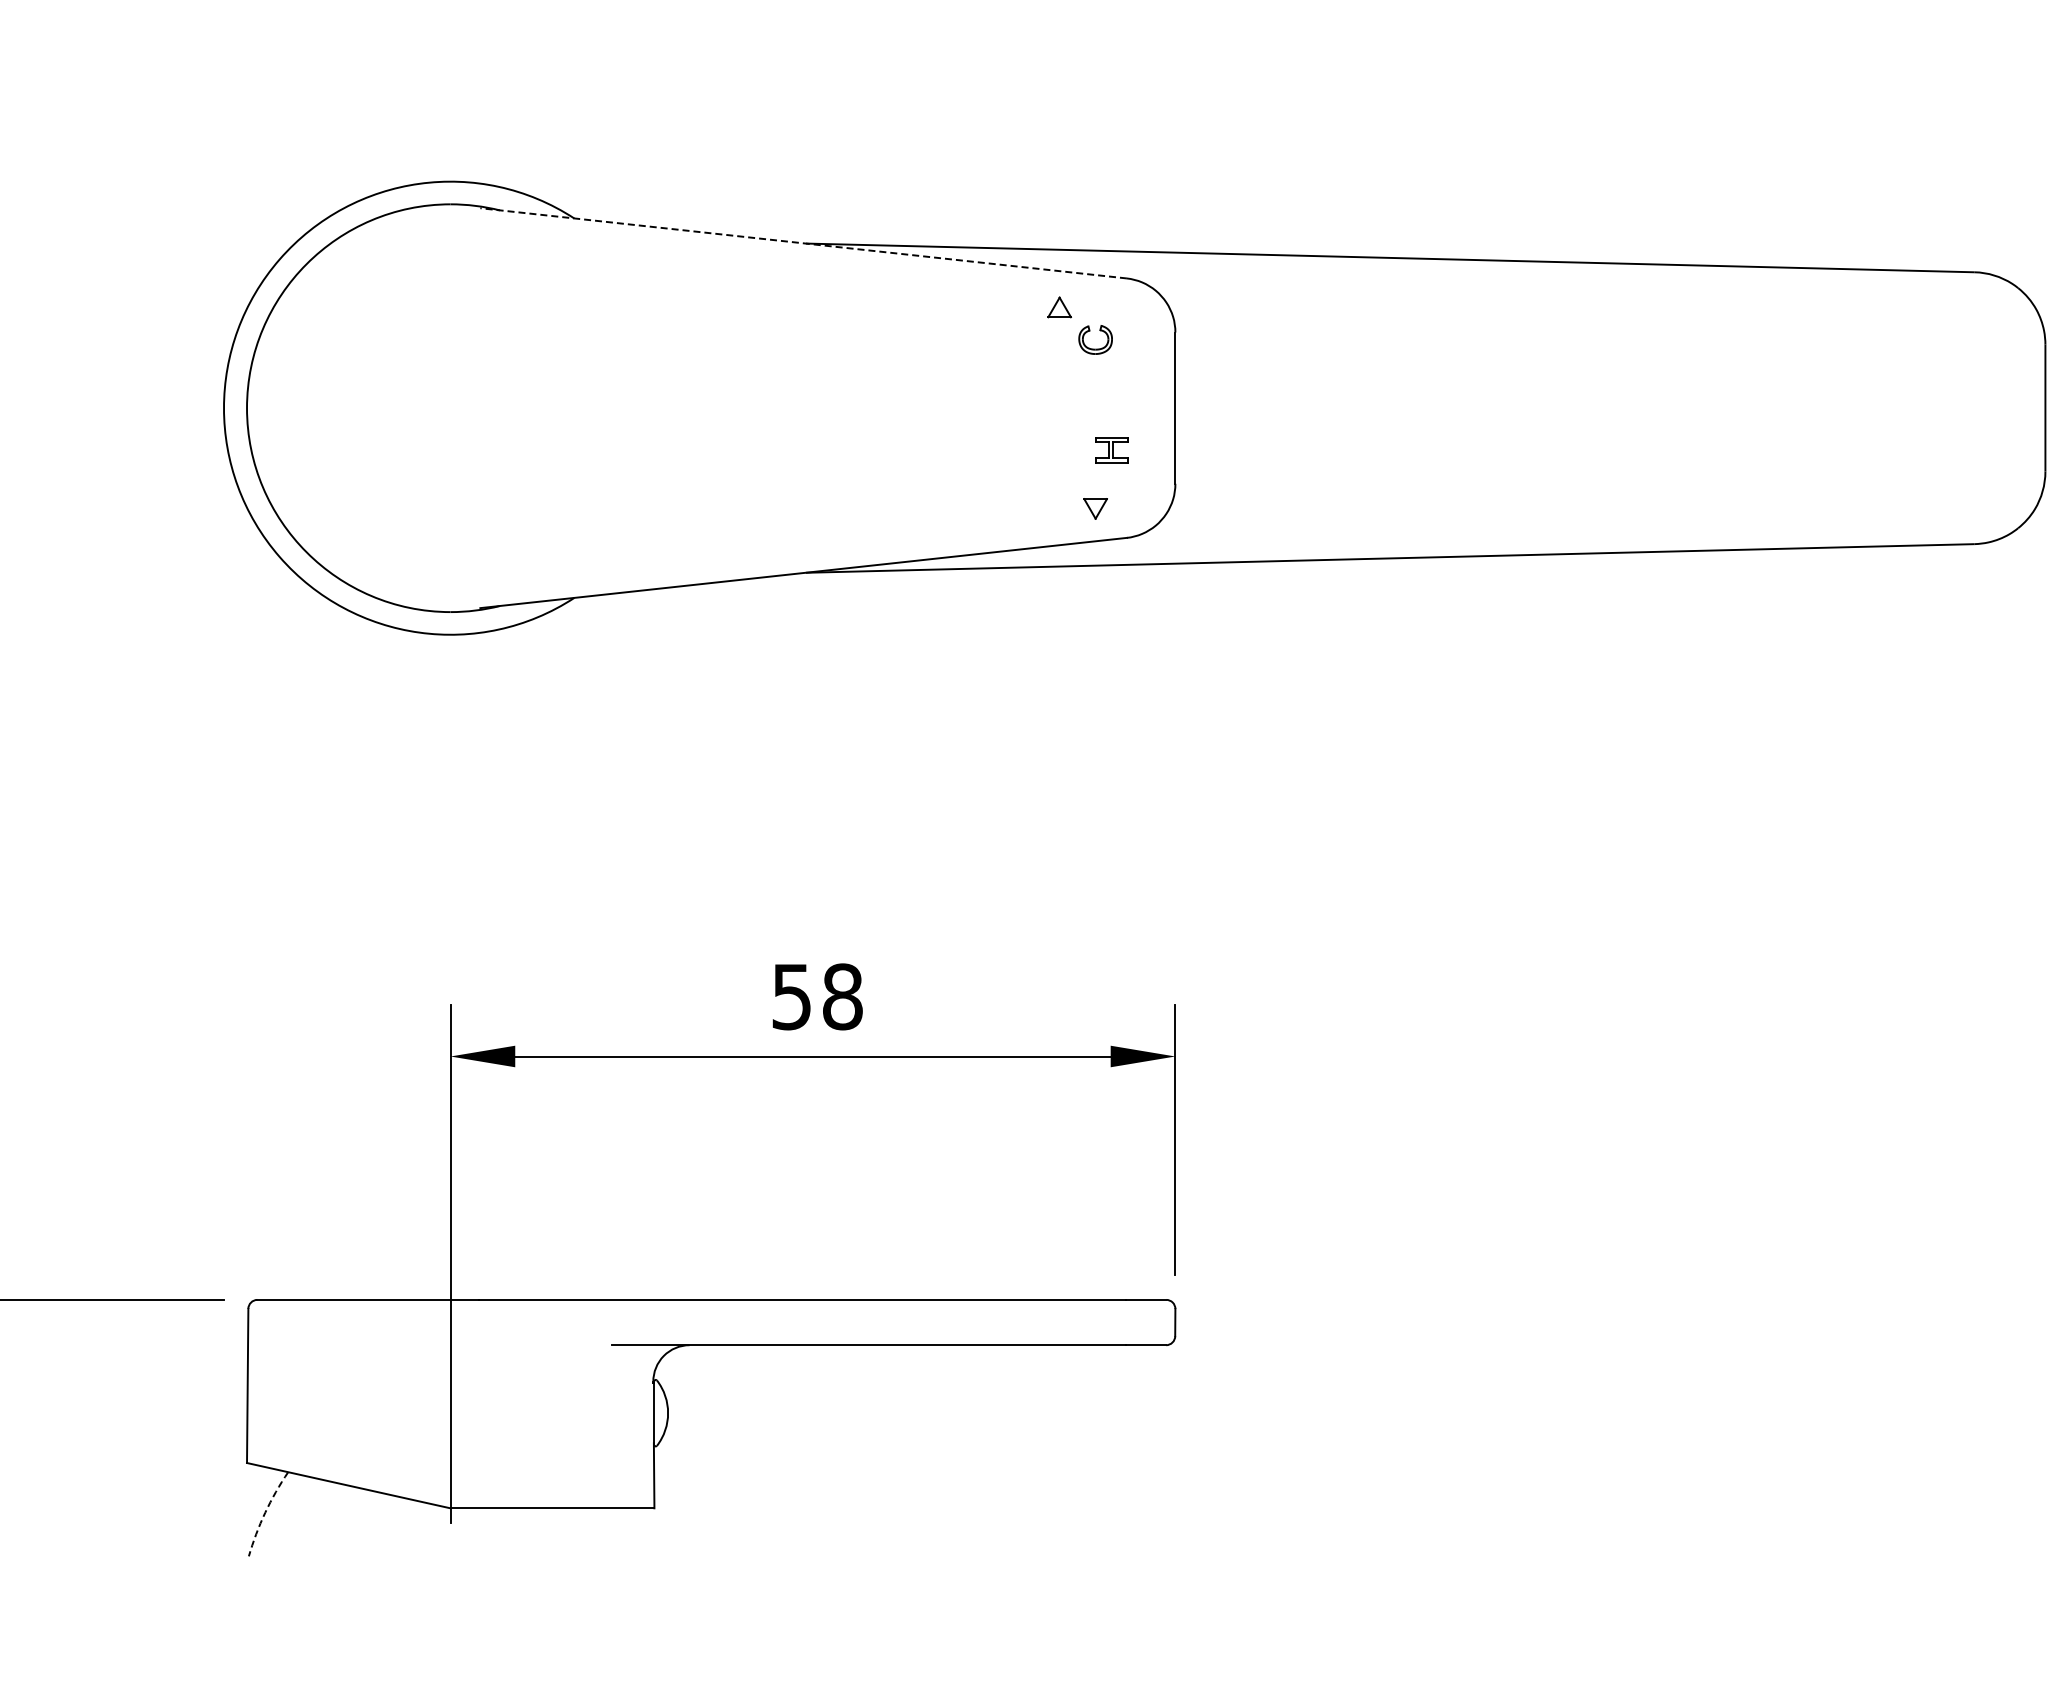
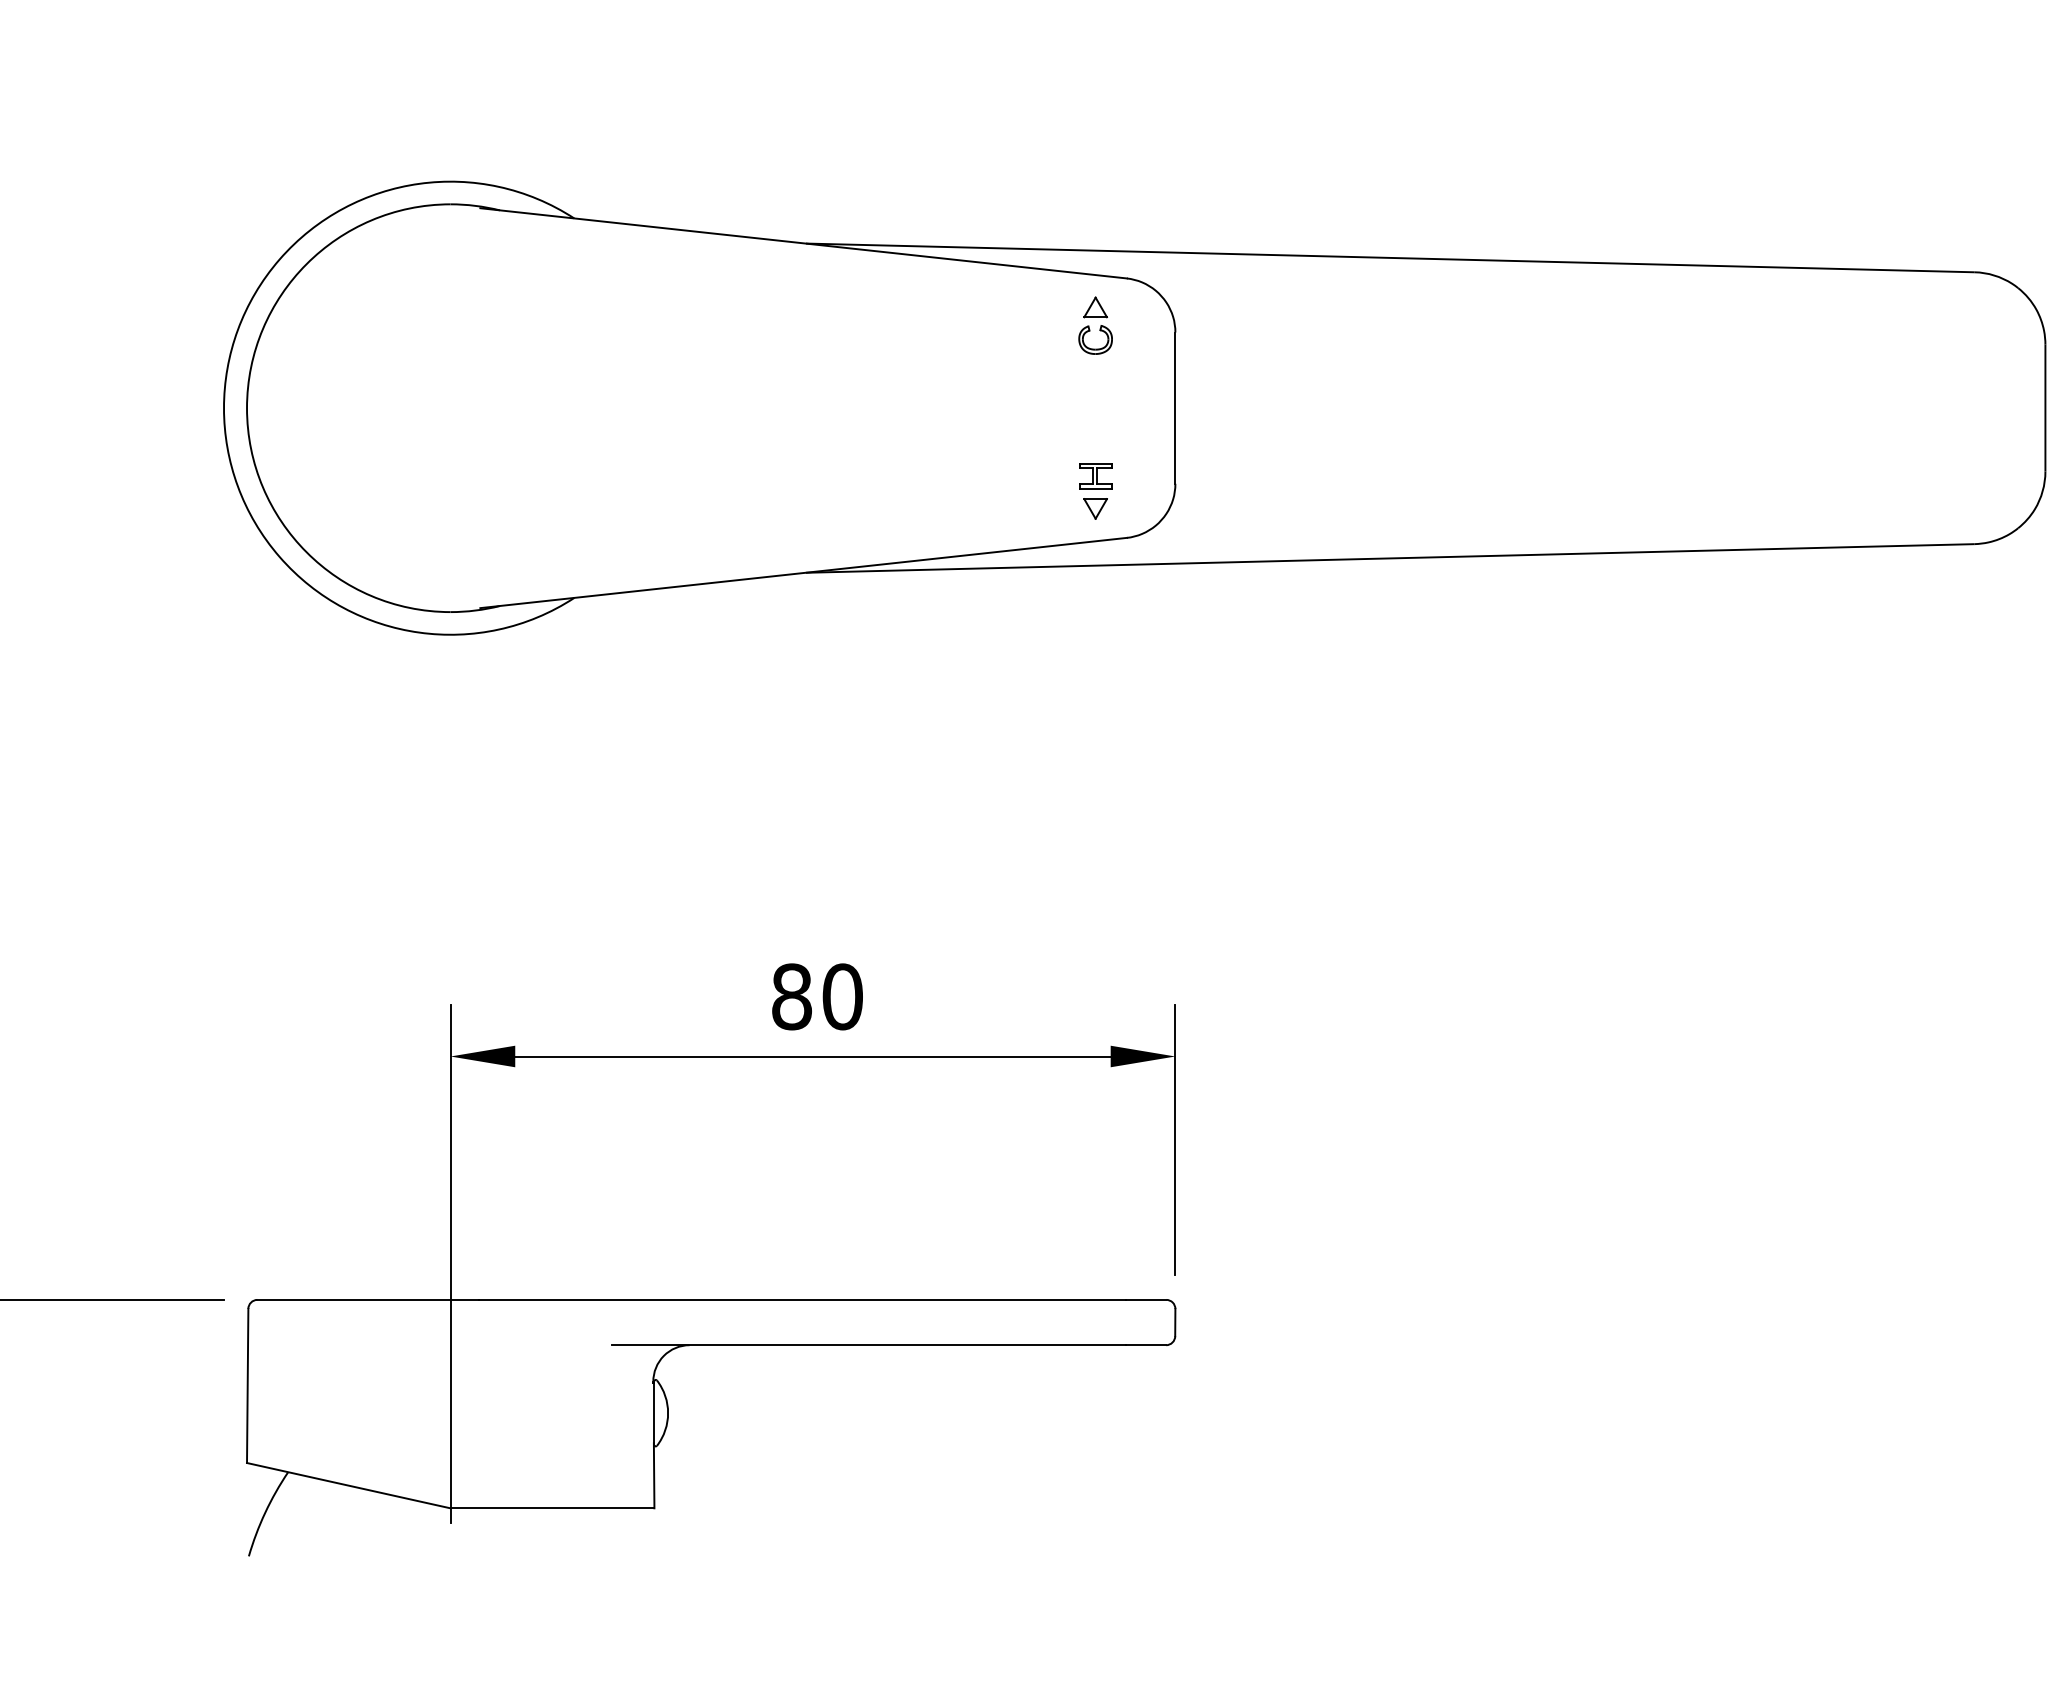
line: dashed -> solid (803, 243)
part position: (1059, 307) -> (1095, 307) (1095, 307)
part position: (1111, 450) -> (1095, 476) (1095, 476)
text: 58 -> 80 (817, 996)
arc: dashed -> solid (265, 1512)
